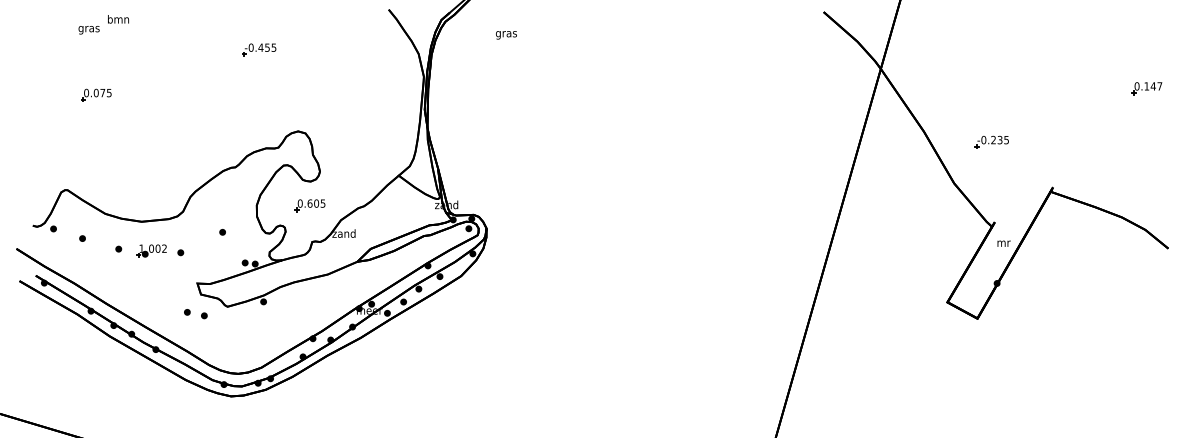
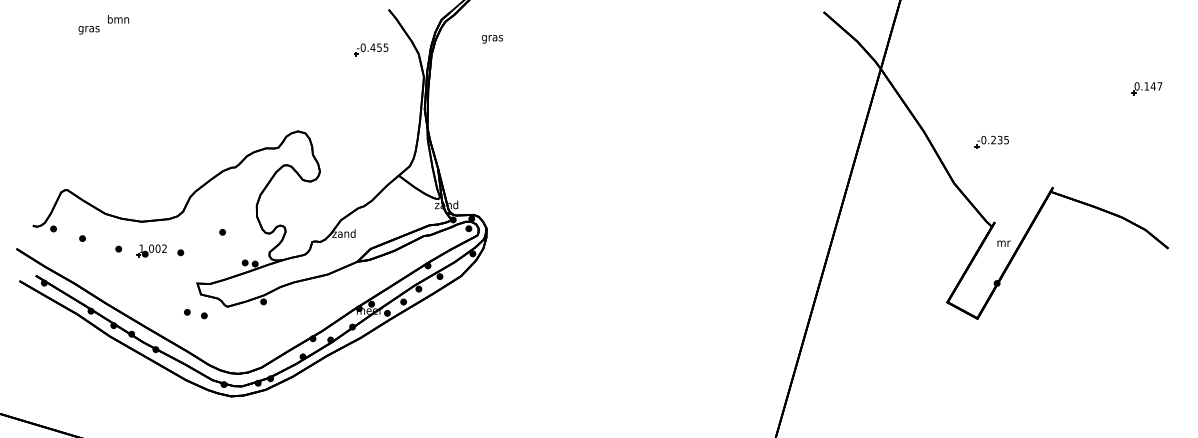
text position: (506, 35) -> (492, 39) (492, 39)
part position: (259, 49) -> (371, 49) (371, 49)
part: present -> none (96, 94)
part: present -> none (309, 205)
